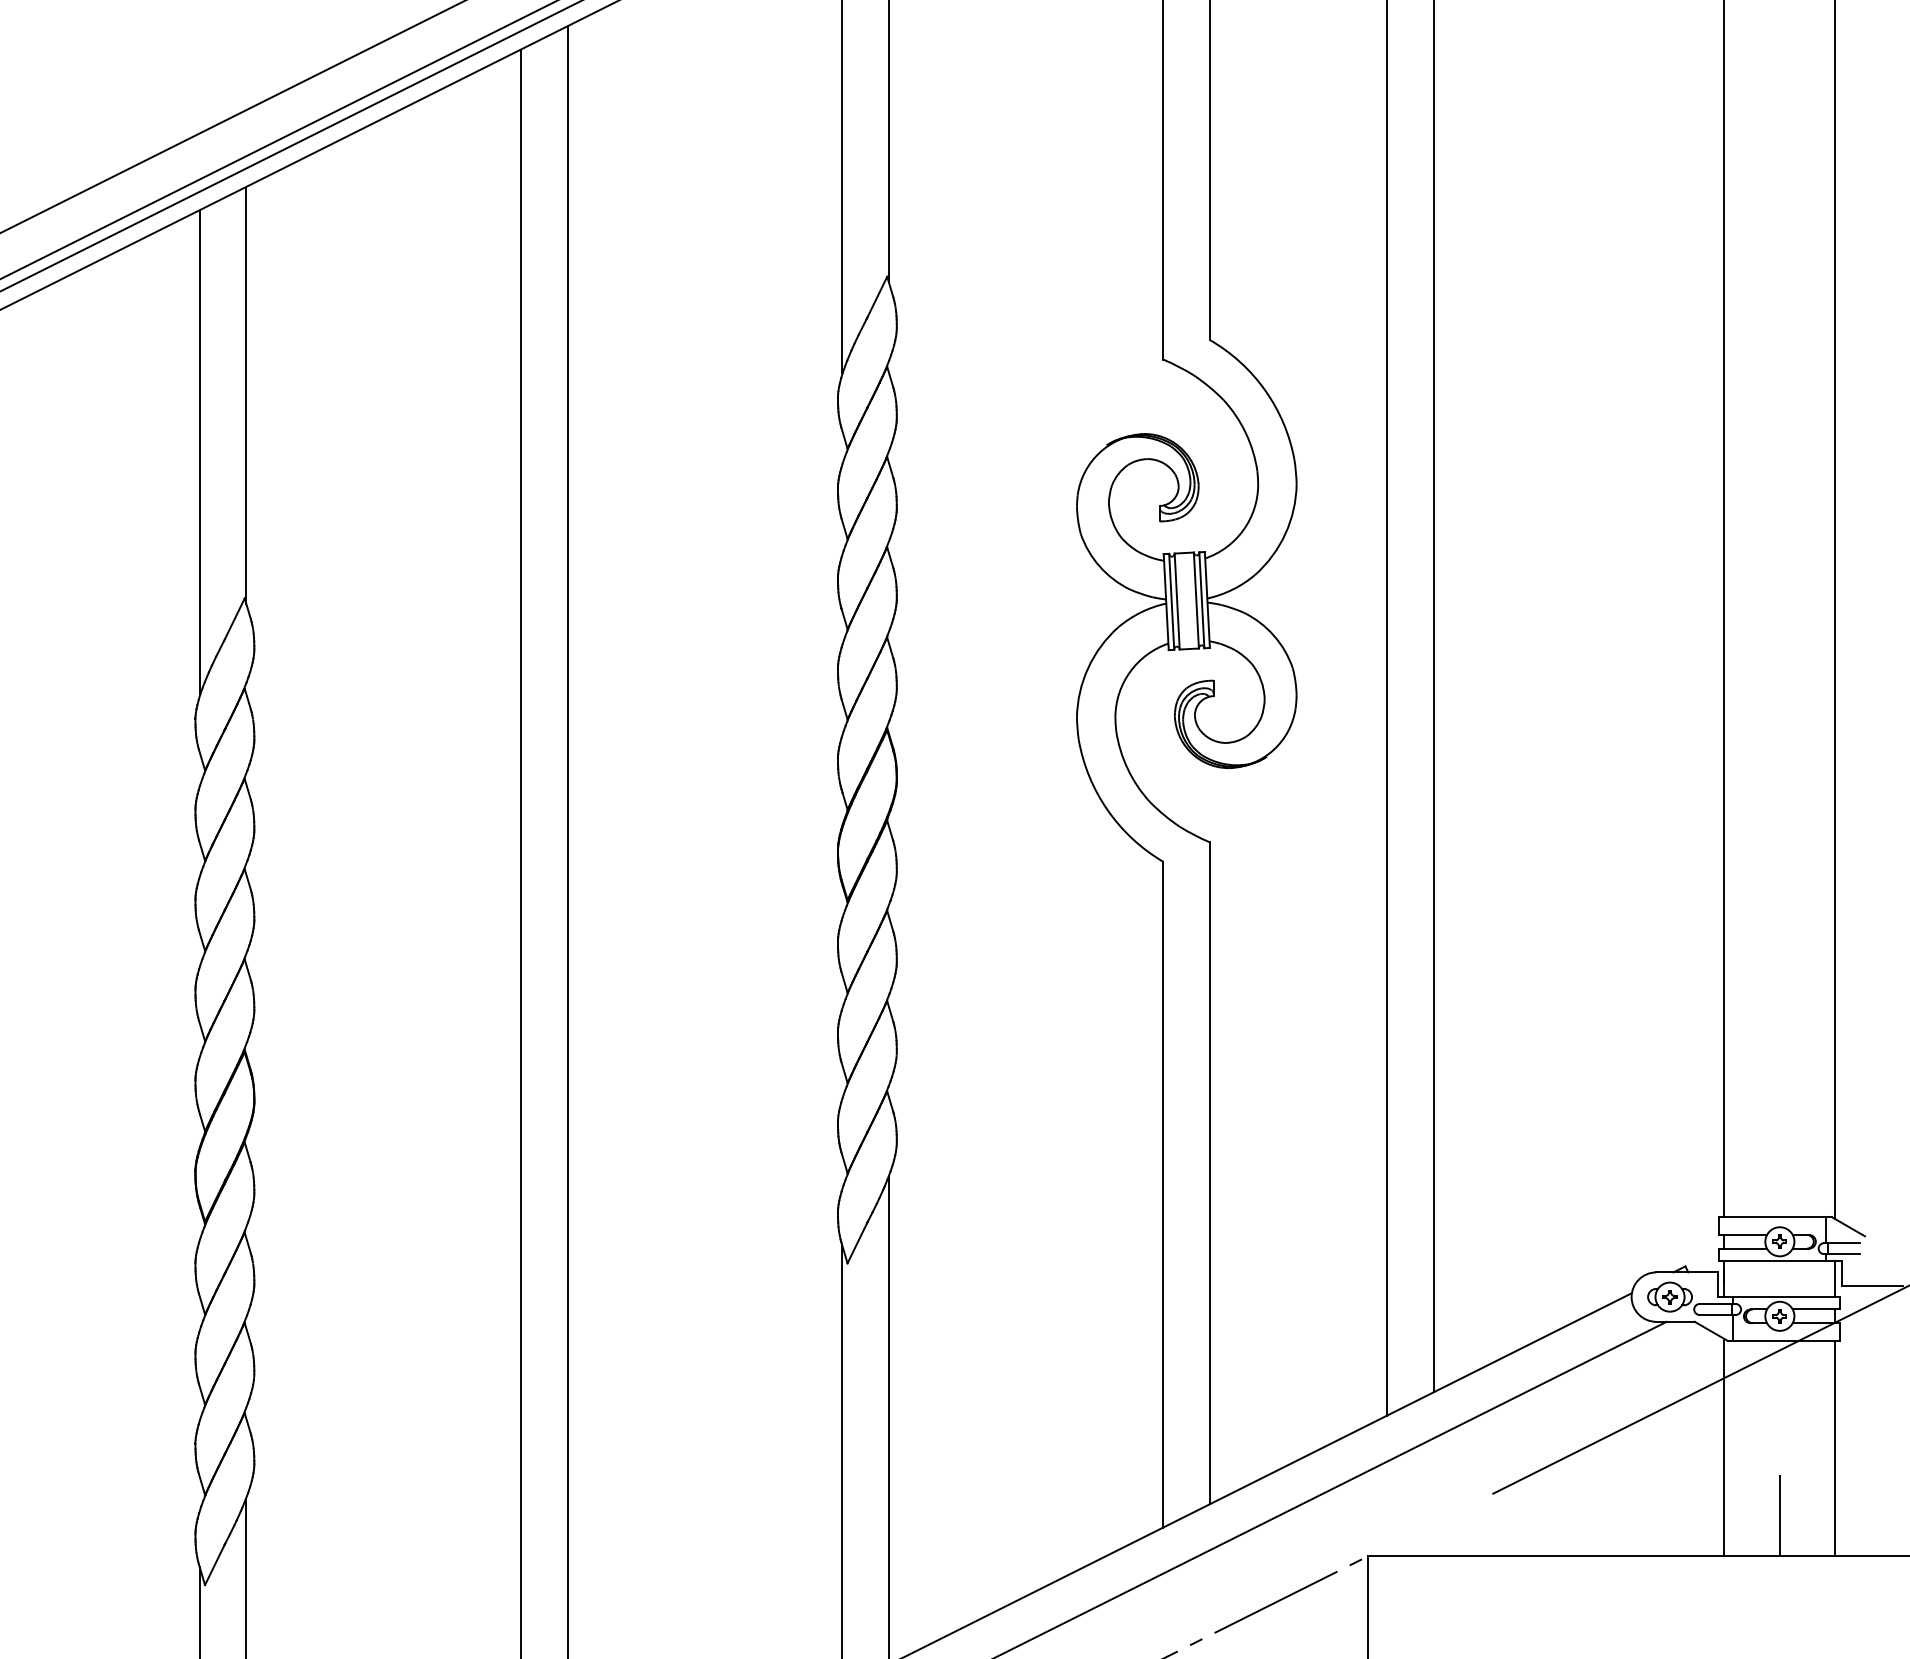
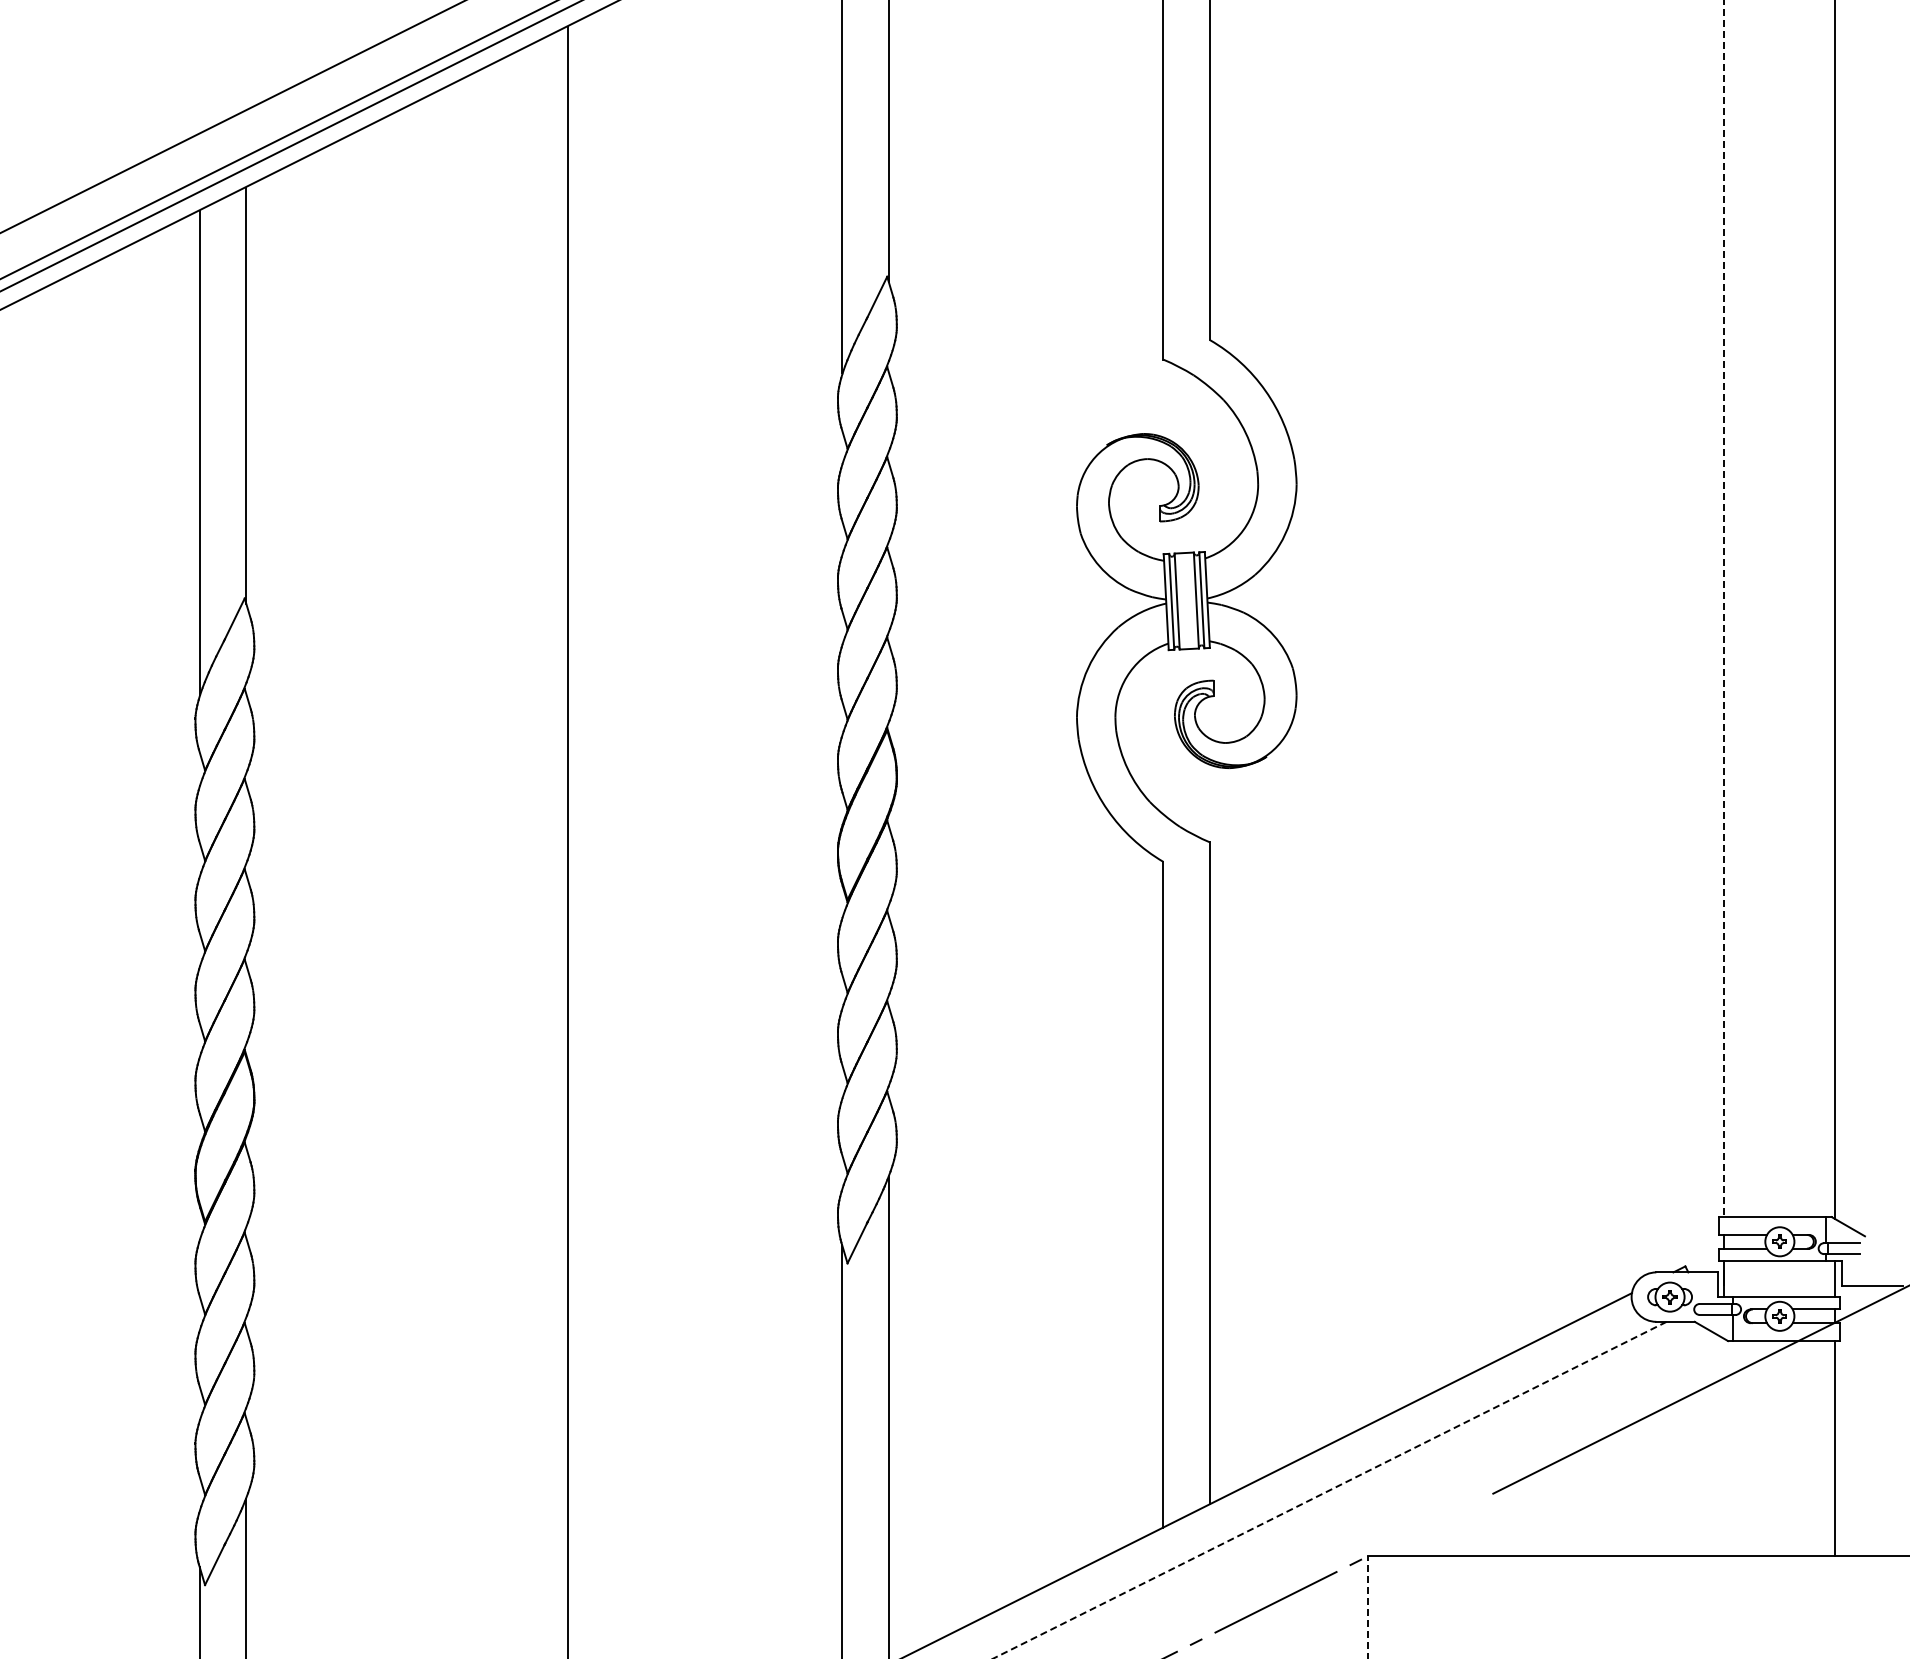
line: solid -> dashed (1724, 609)
line: present -> none (1433, 697)
line: present -> none (1387, 708)
line: present -> none (520, 852)
line: present -> none (1724, 1447)
line: solid -> dashed (1329, 1490)
line: present -> none (1779, 1515)
line: solid -> dashed (1368, 1607)
